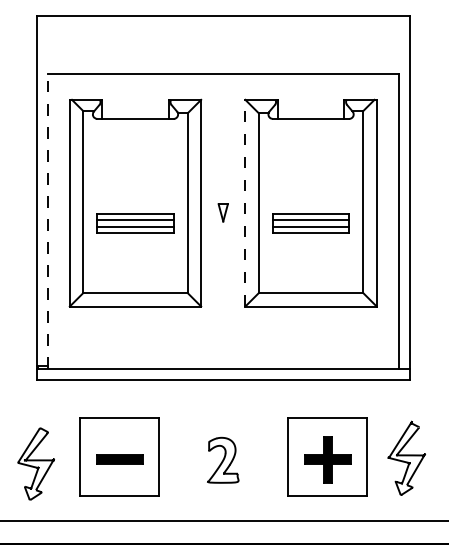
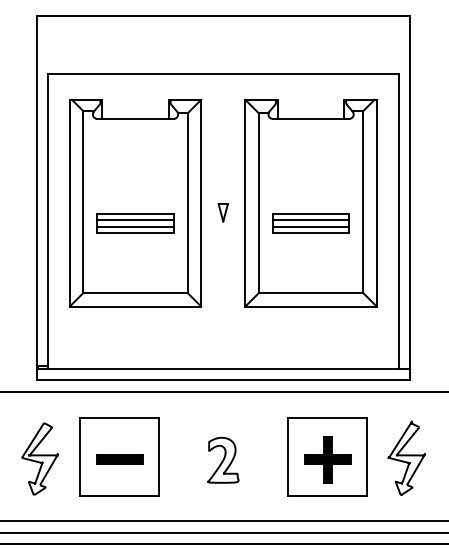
line: dashed -> solid (245, 202)
line: dashed -> solid (47, 221)
line: none -> present (223, 392)
part position: (35, 463) -> (39, 458) (39, 458)
line: none -> present (223, 532)
